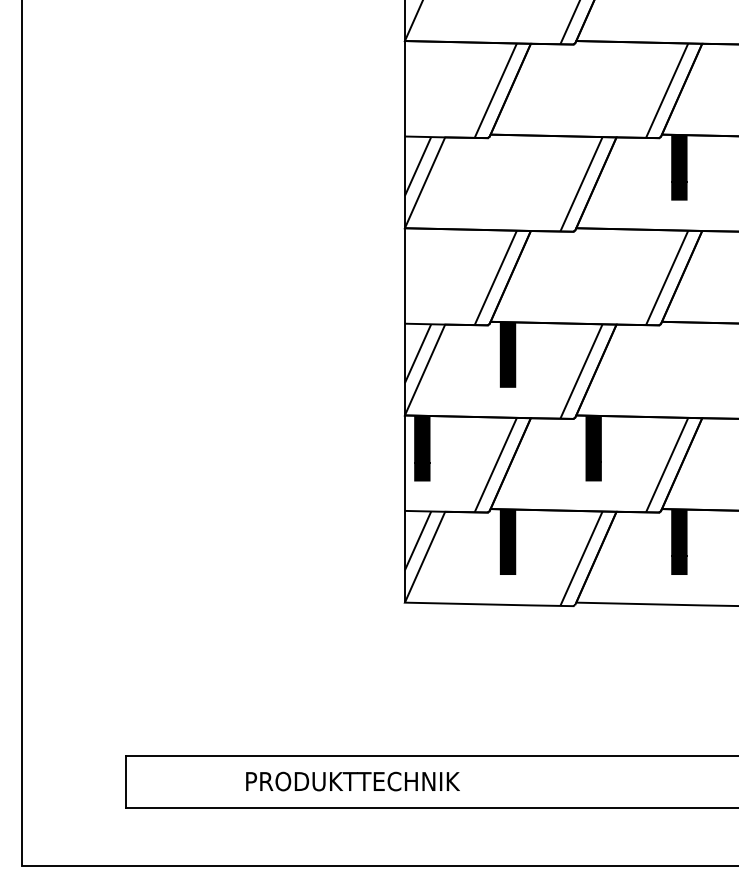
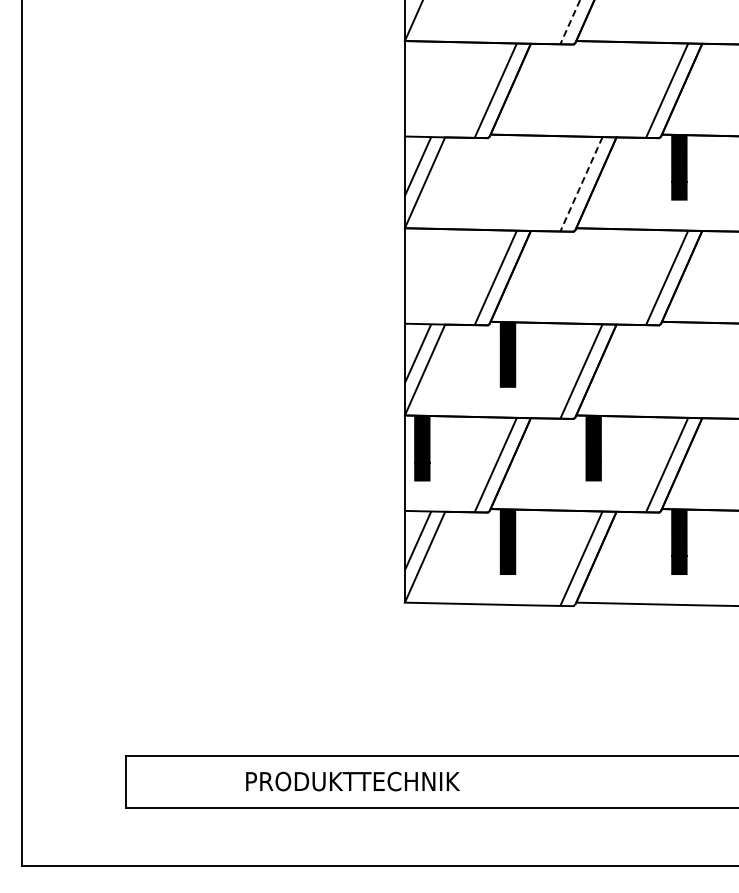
line: solid -> dashed (570, 22)
line: solid -> dashed (581, 184)
